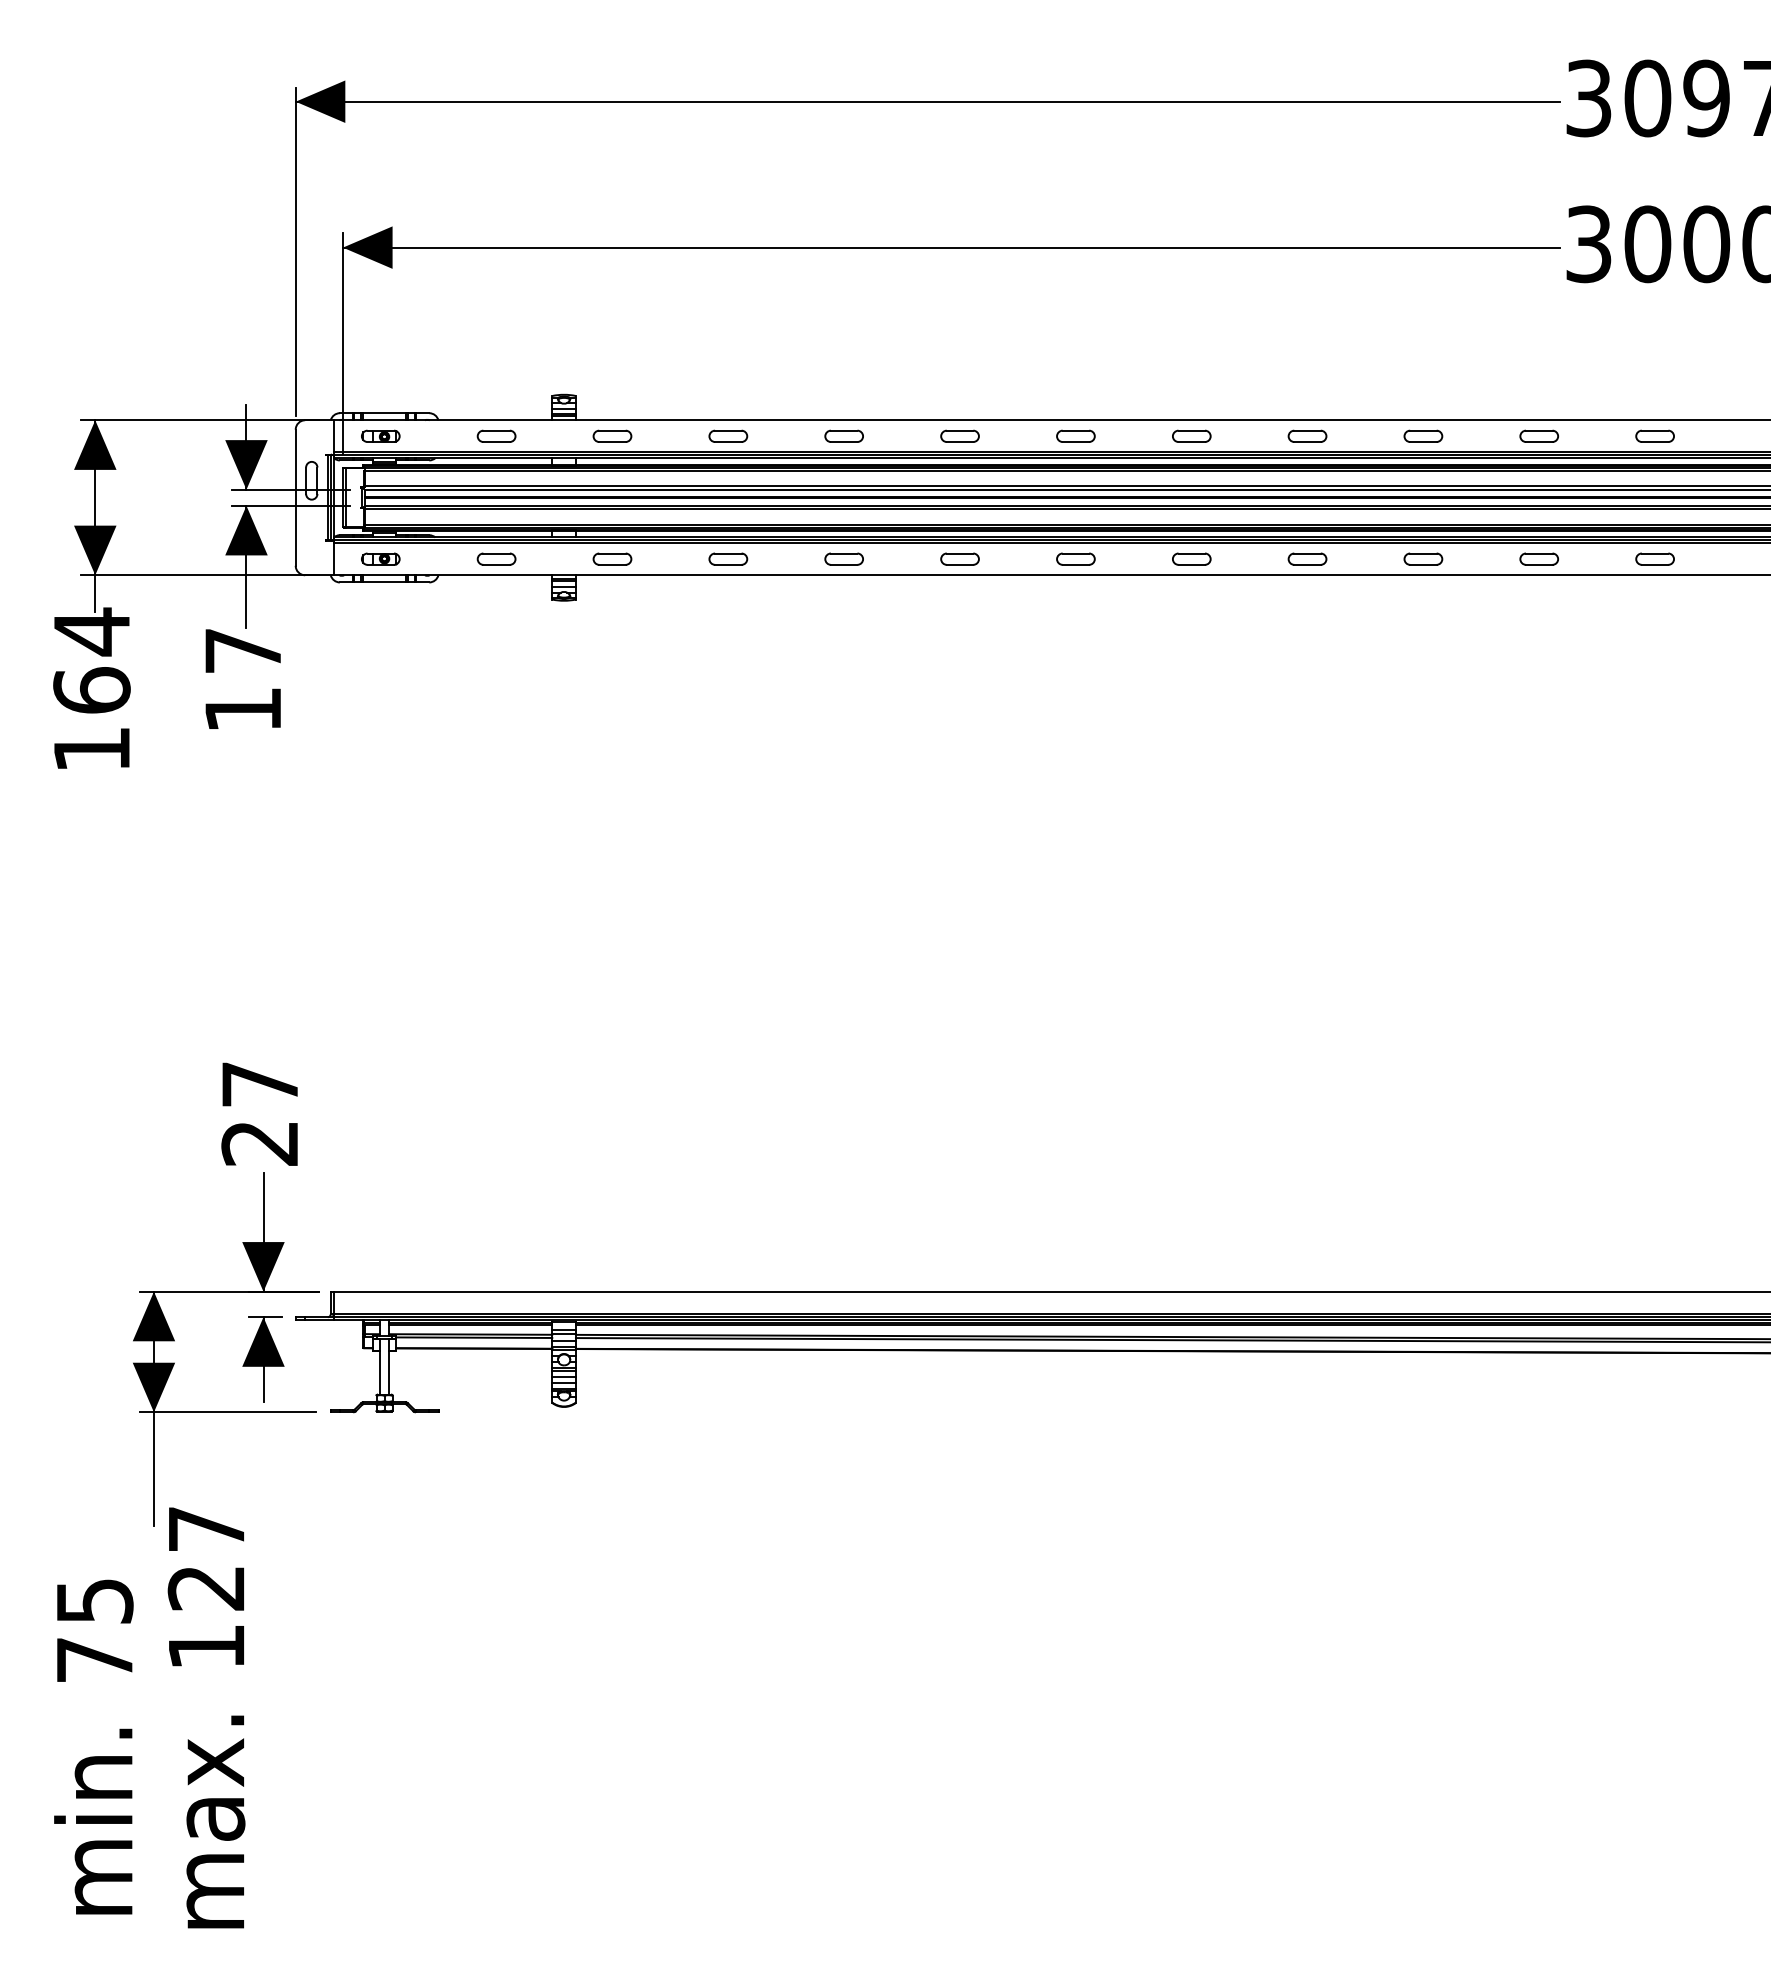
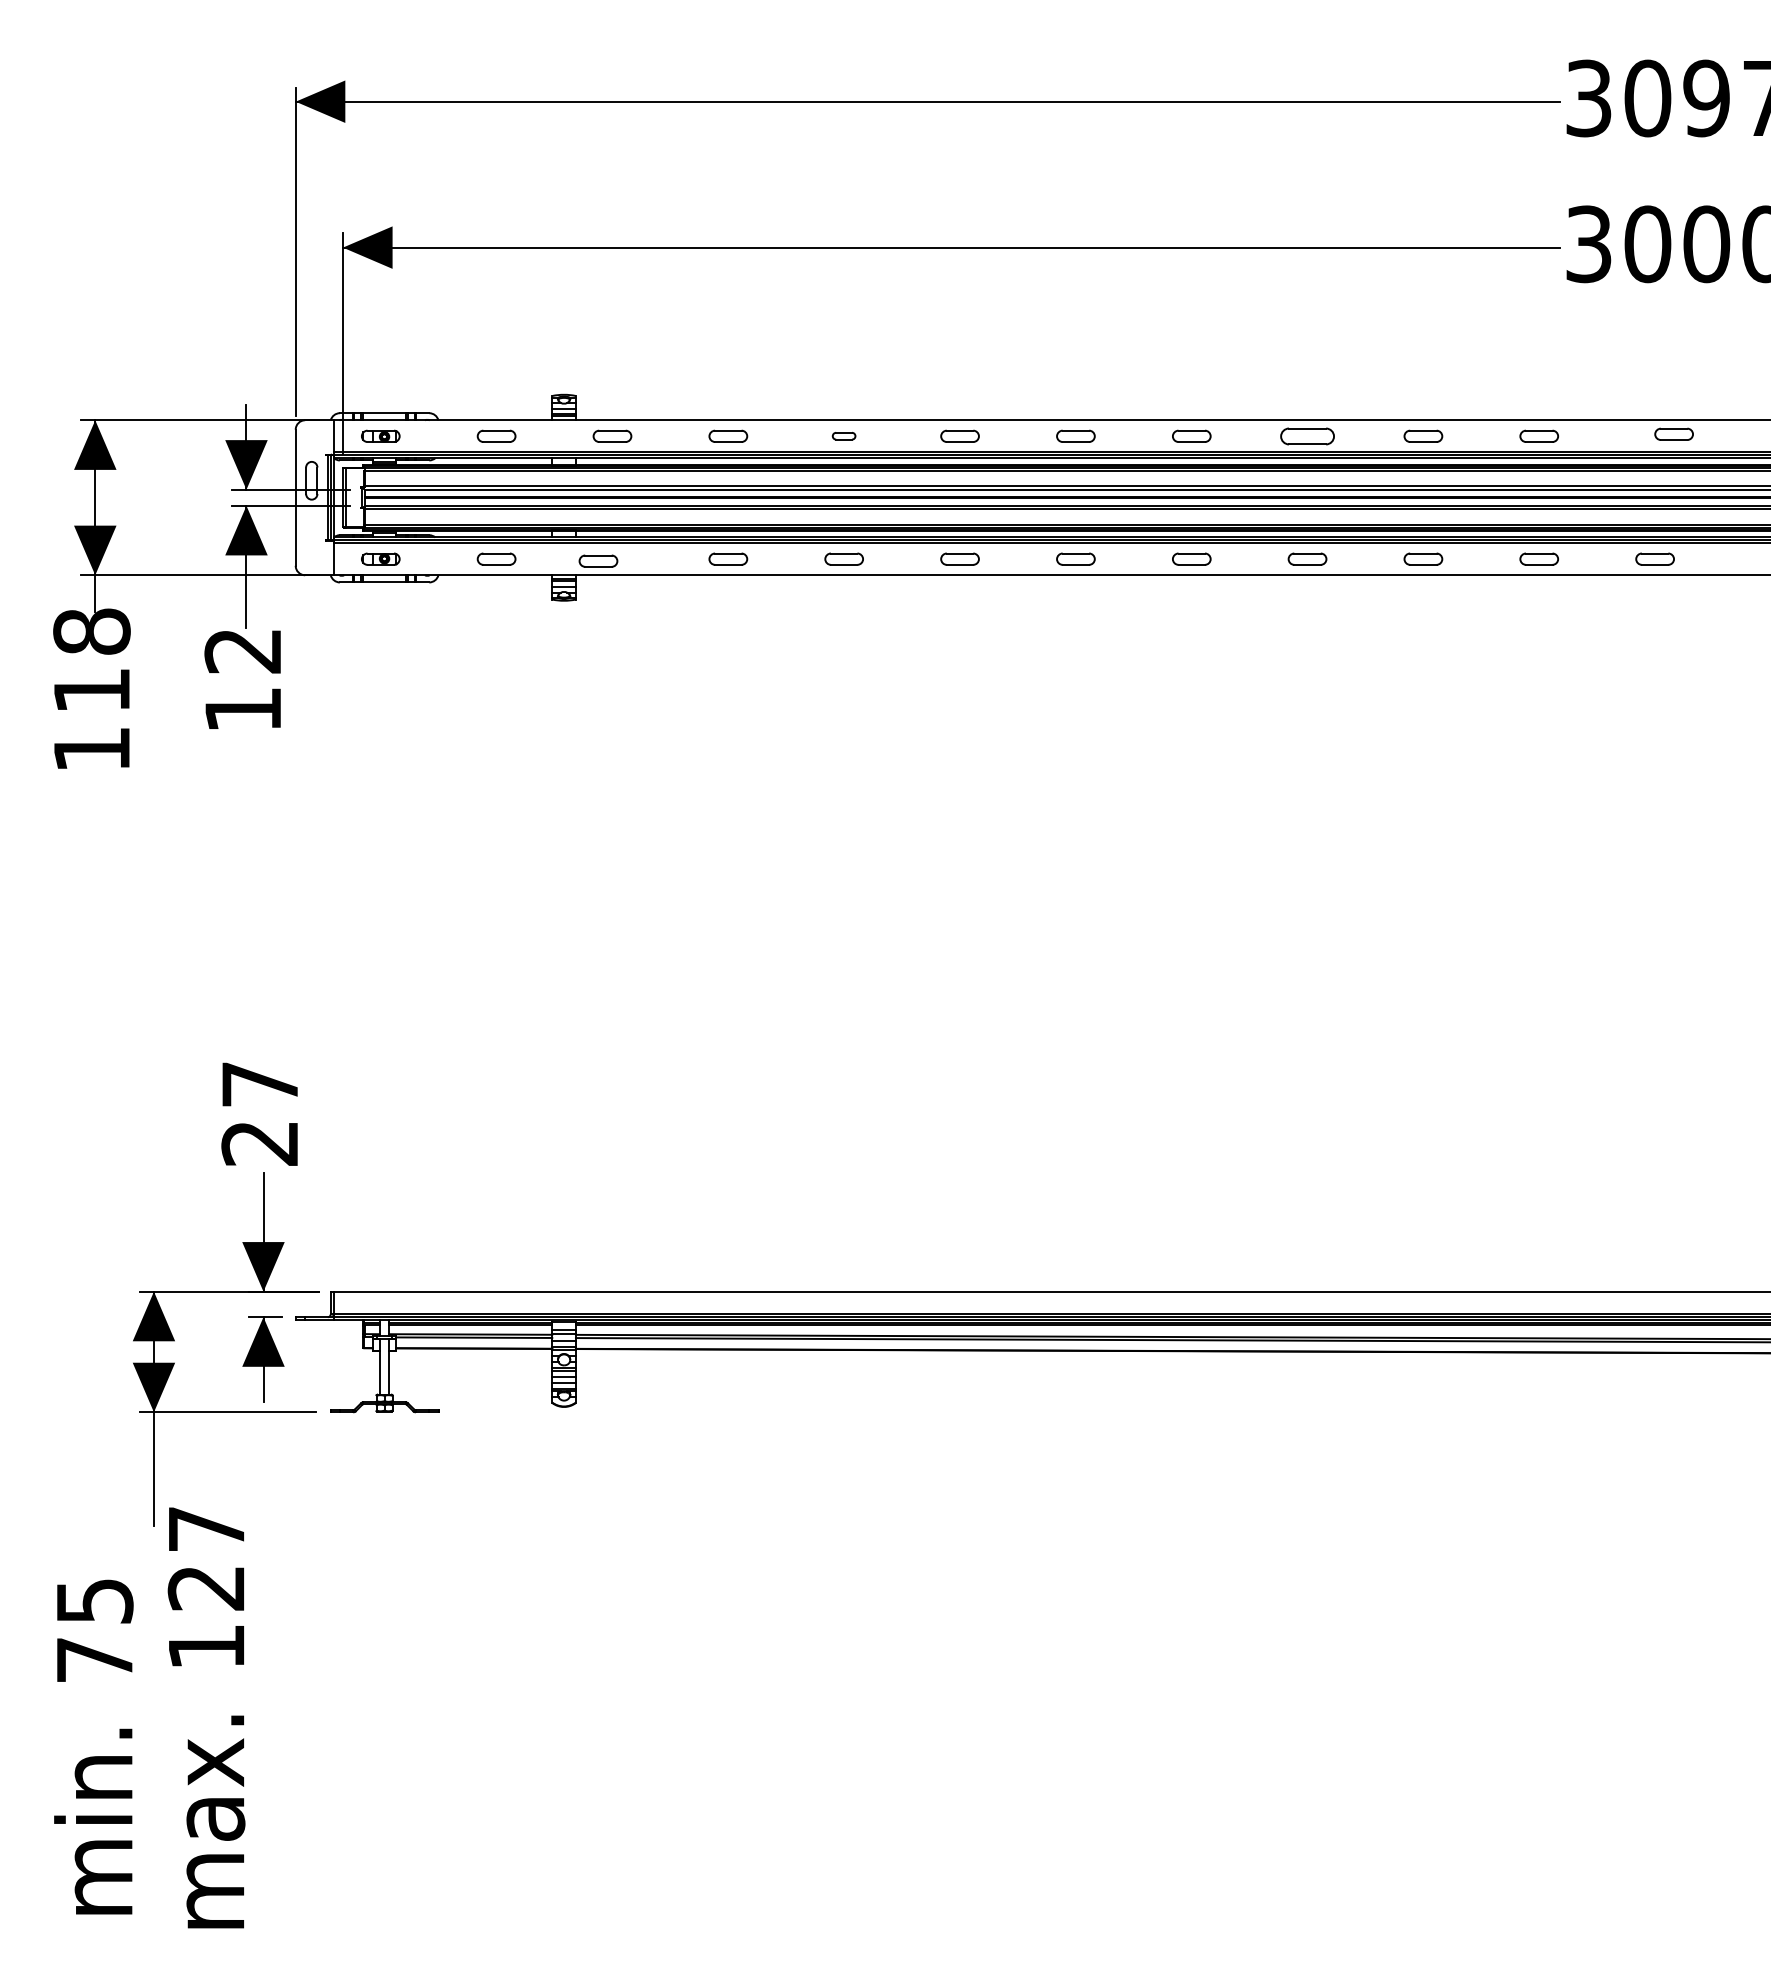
part size: 40x14 px -> 26x9 px (843, 436)
part size: 41x14 px -> 55x19 px (1307, 436)
part position: (1654, 435) -> (1673, 433) (1673, 433)
part position: (612, 558) -> (598, 560) (598, 560)
text: 17 -> 12 (242, 651)
text: 164 -> 118 (91, 660)
